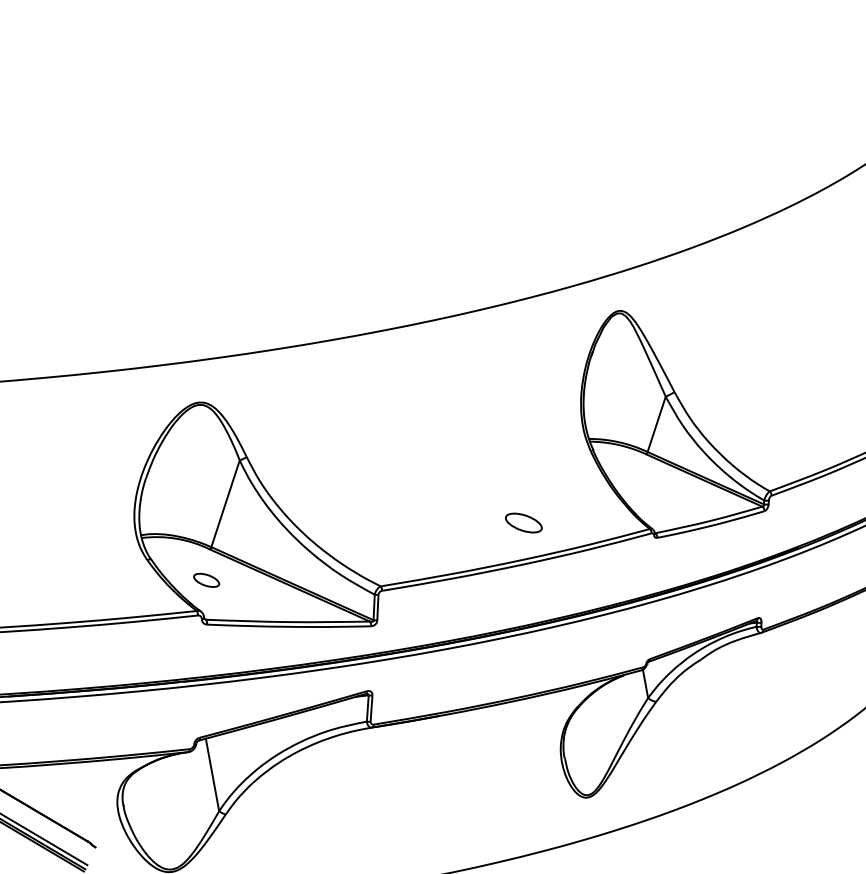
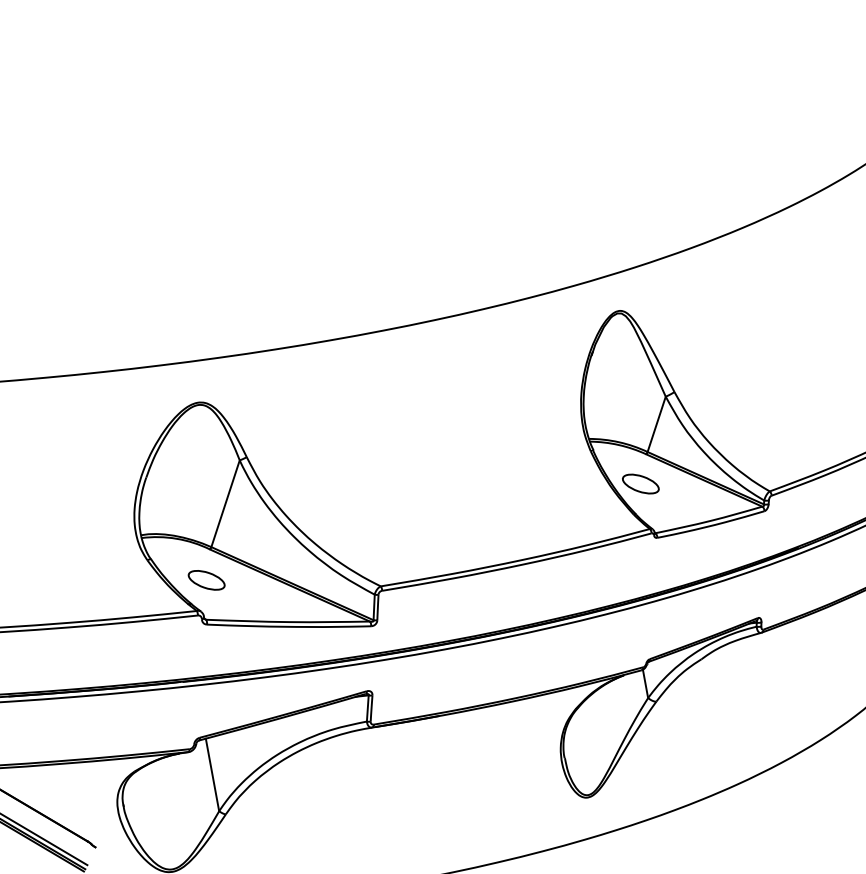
part position: (523, 522) -> (640, 483) (640, 483)
part size: 28x16 px -> 39x21 px (206, 580)
